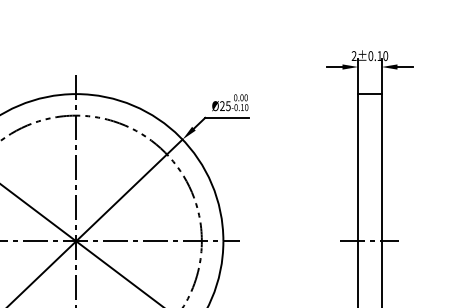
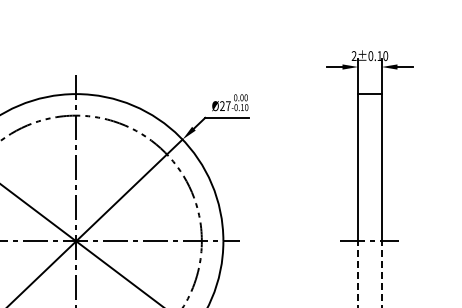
text: Ø25 -> Ø27 (228, 106)
line: solid -> dashed (358, 274)
line: solid -> dashed (381, 274)
